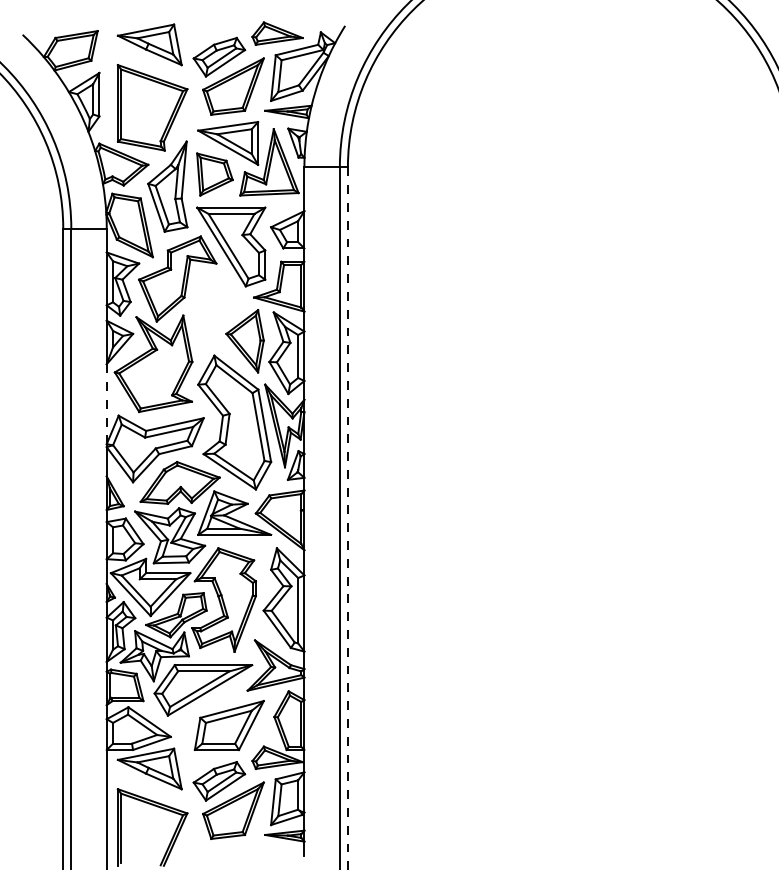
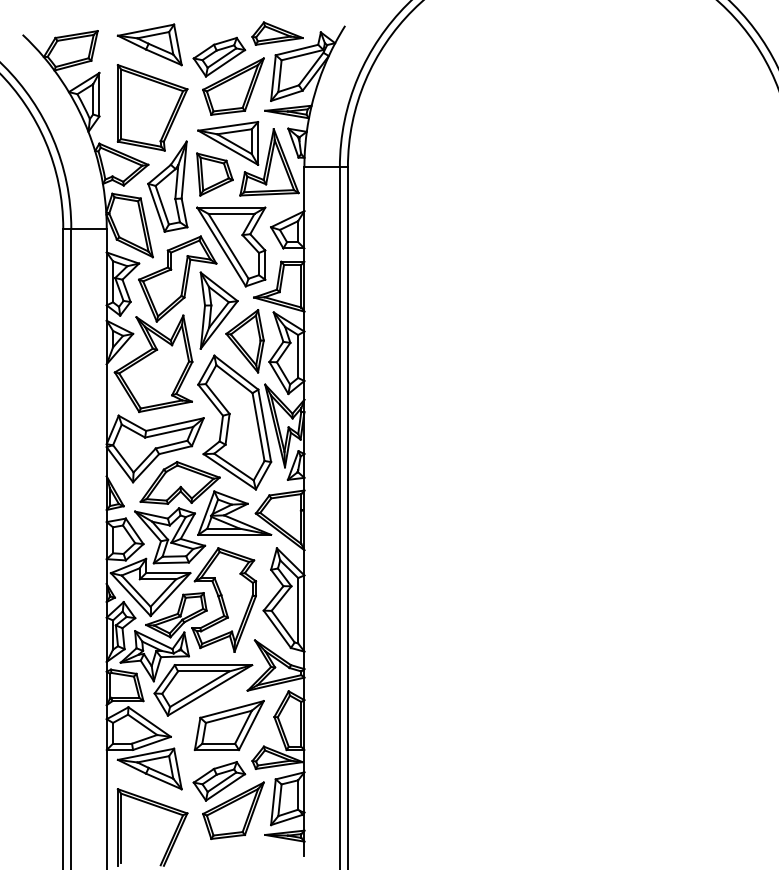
part: none -> present (218, 310)
line: dashed -> solid (106, 404)
line: dashed -> solid (347, 518)
